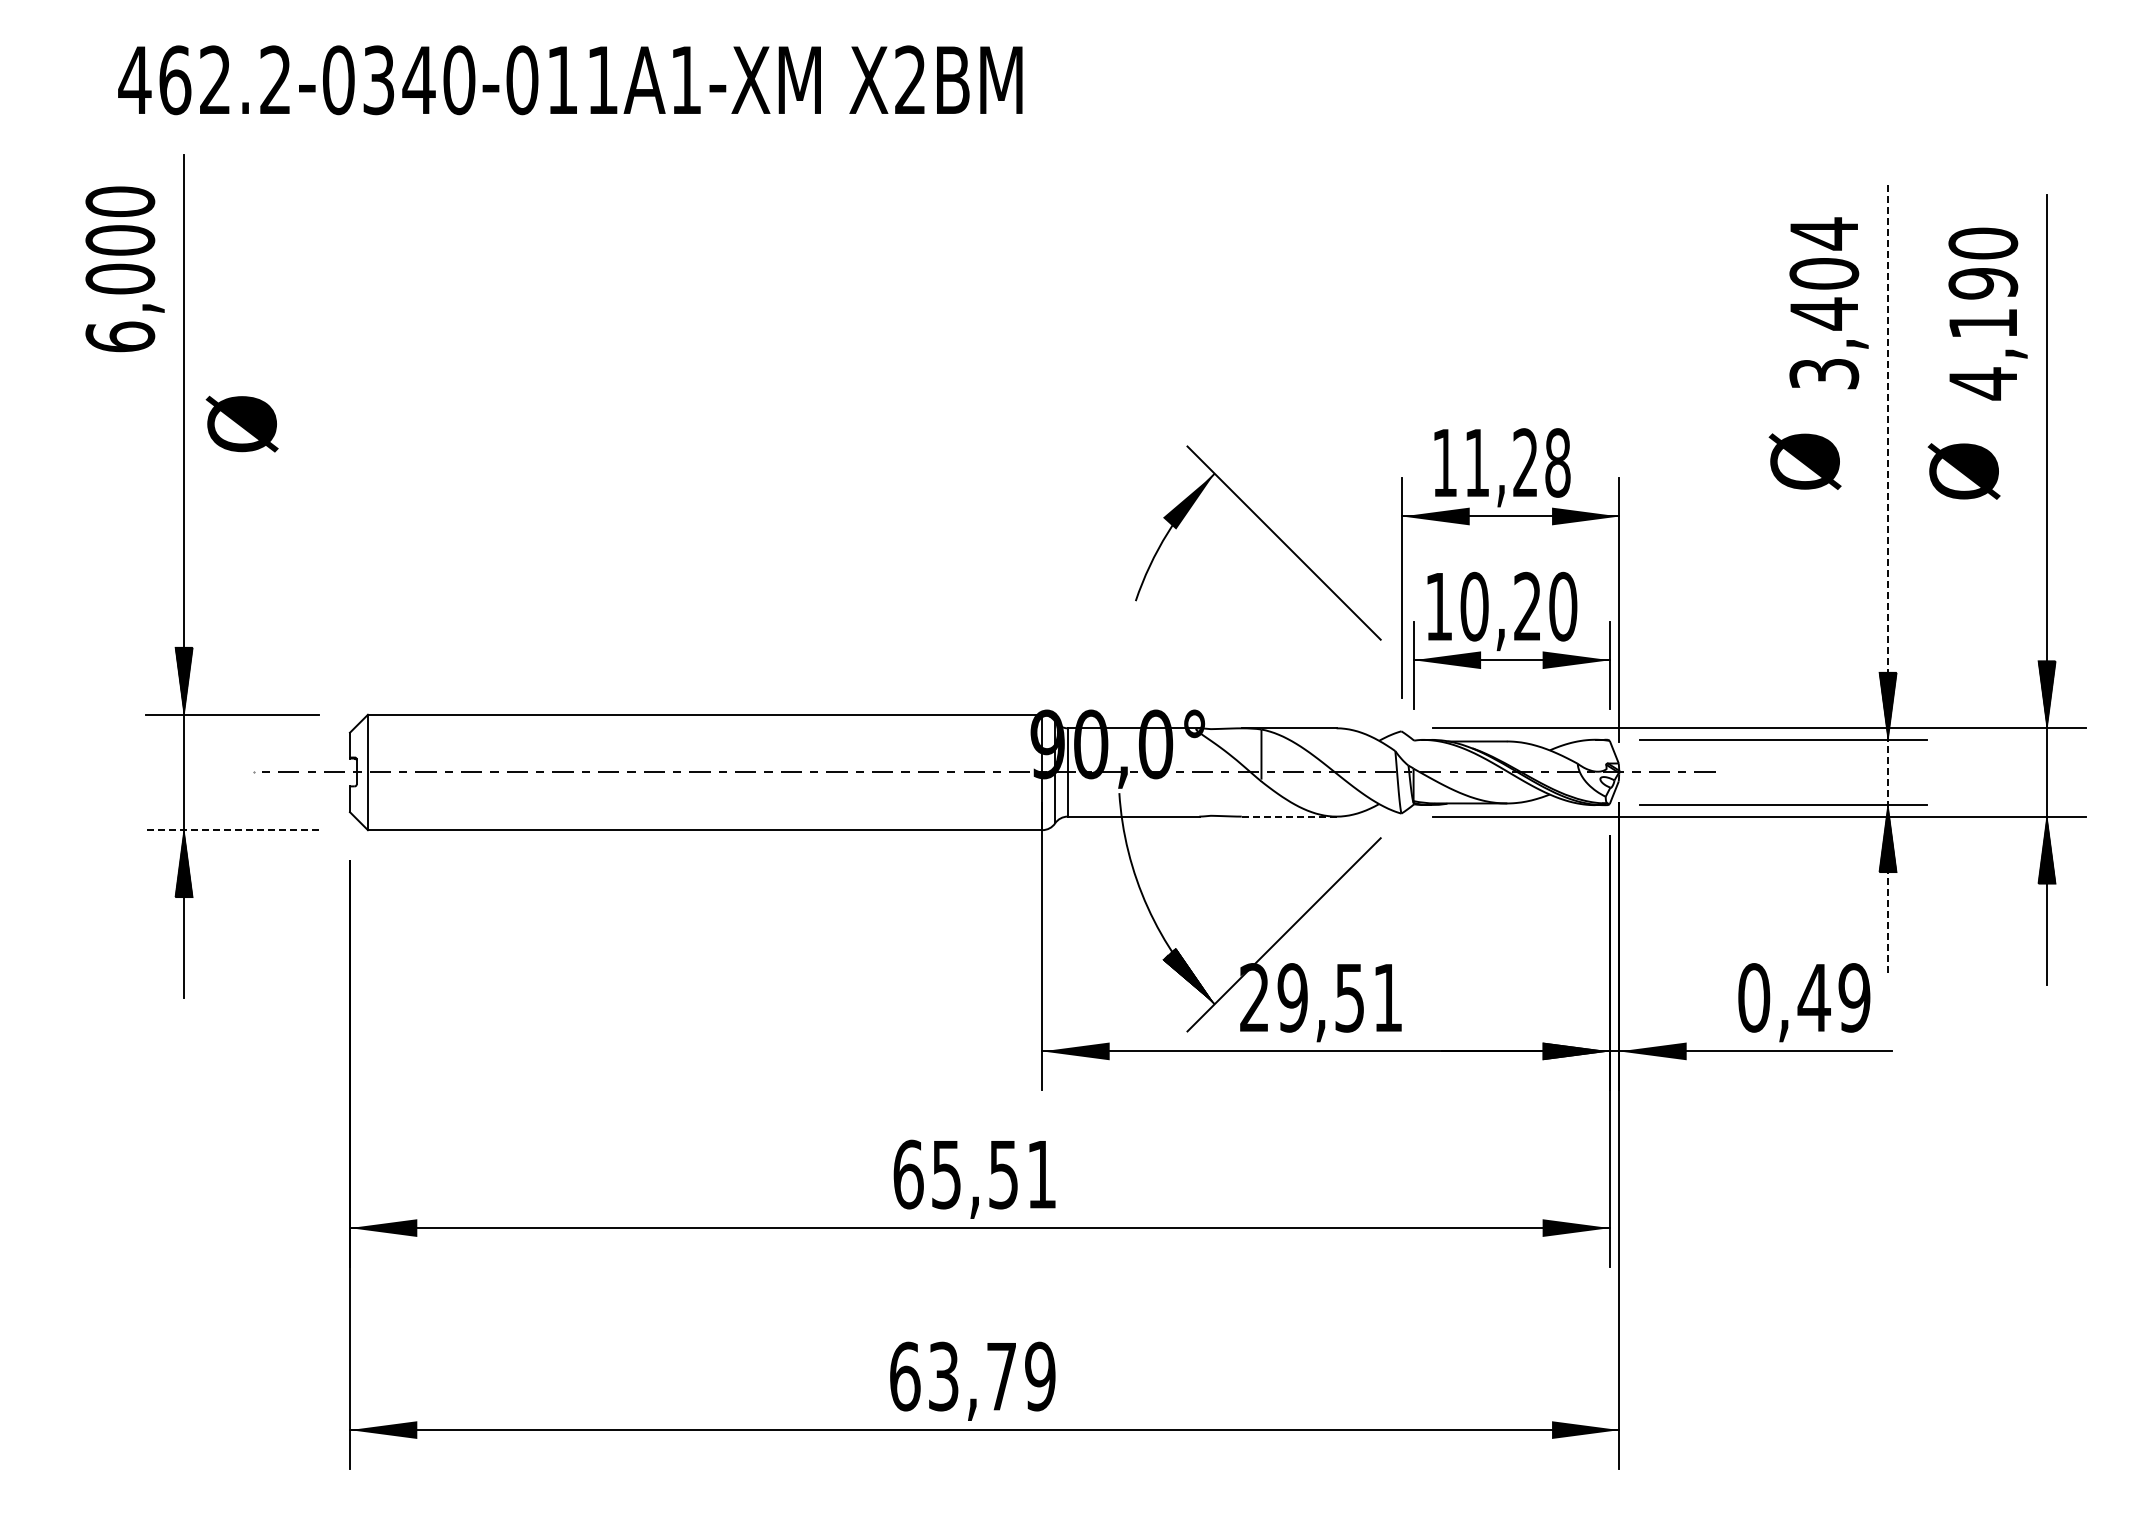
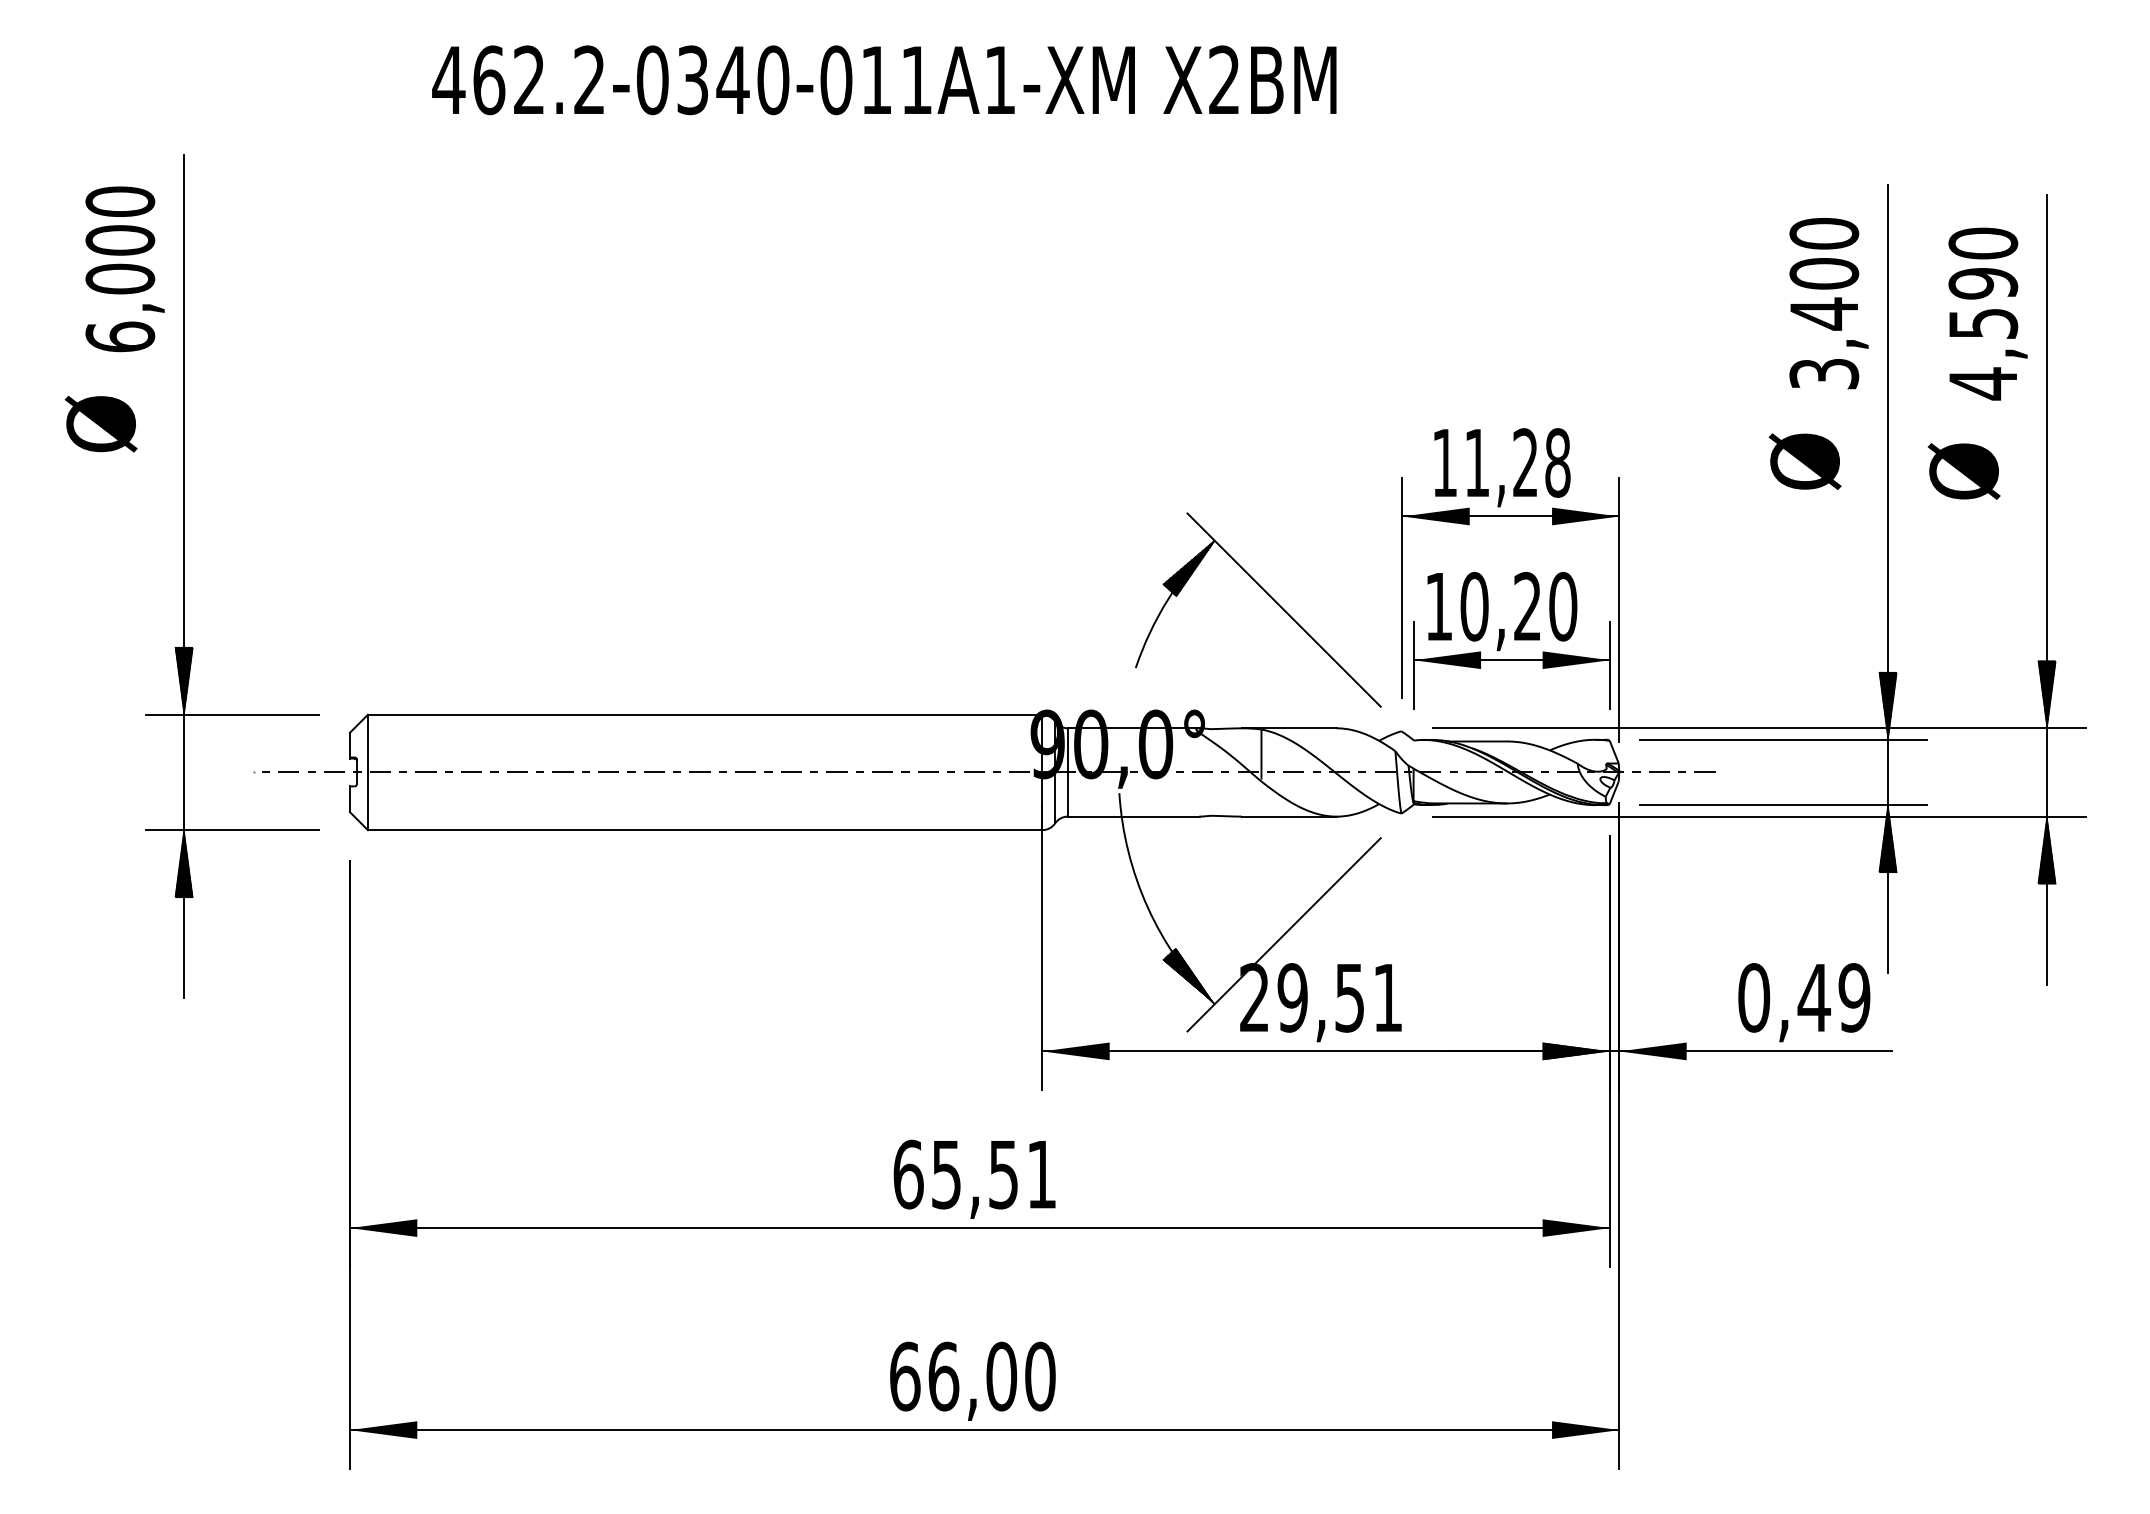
text position: (570, 80) -> (884, 80) (884, 80)
text: 3,404 -> 3,400 (1824, 233)
text: 4,190 -> 4,590 (1983, 323)
text position: (241, 423) -> (100, 423) (100, 423)
part position: (1270, 530) -> (1270, 597) (1270, 597)
line: dashed -> solid (1888, 579)
line: dashed -> solid (1289, 816)
line: dashed -> solid (232, 830)
text: 63,79 -> 66,00 (991, 1376)
